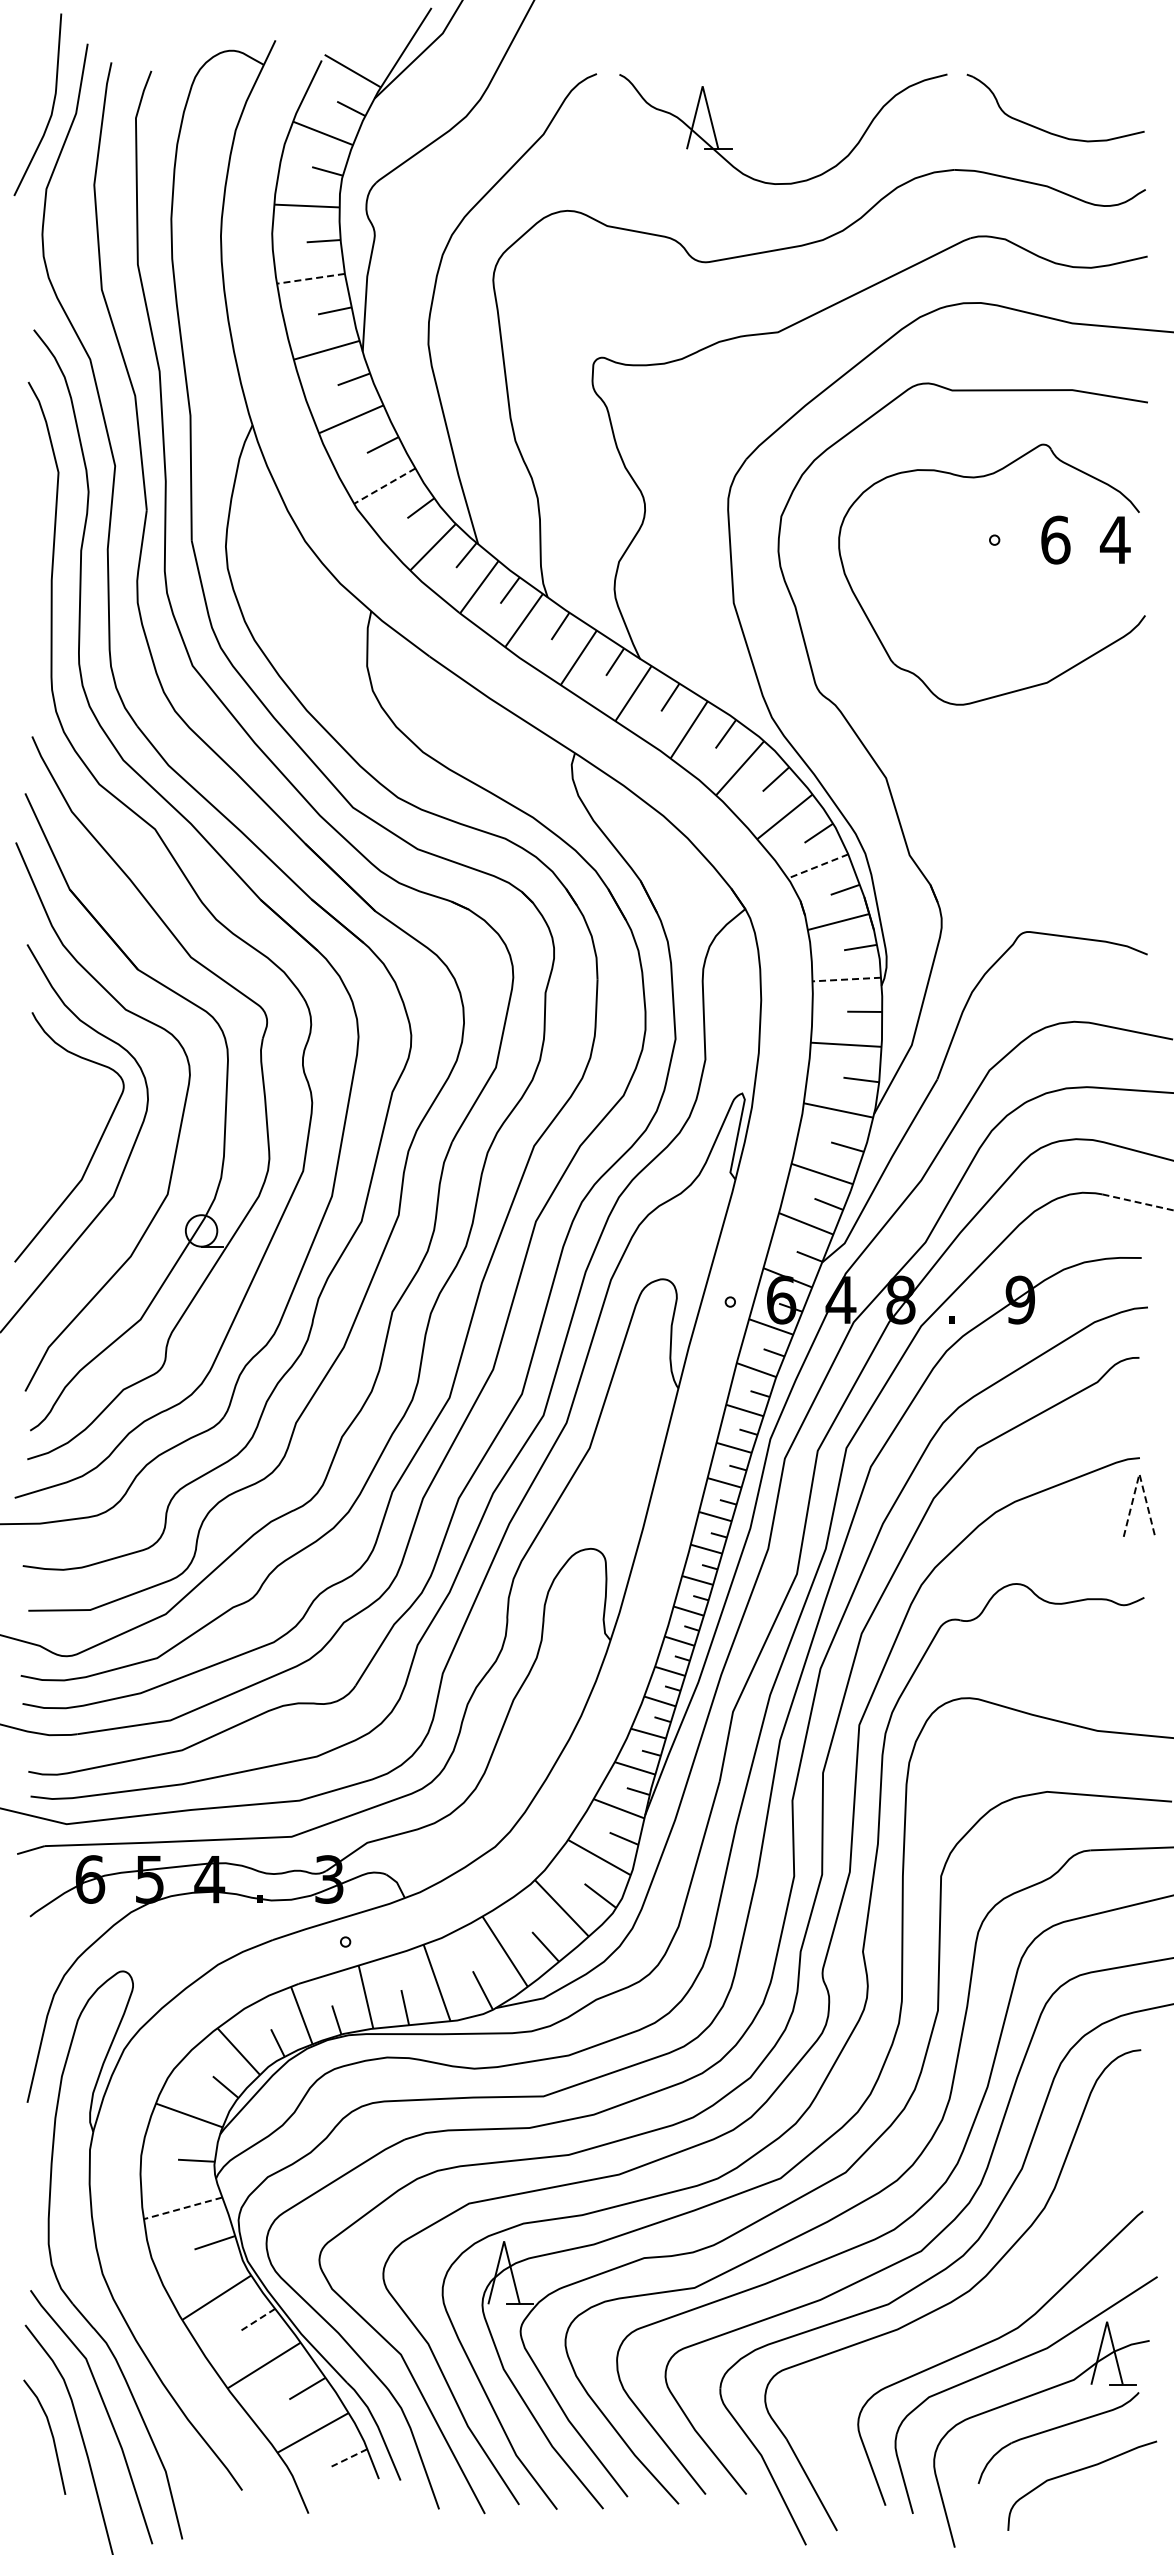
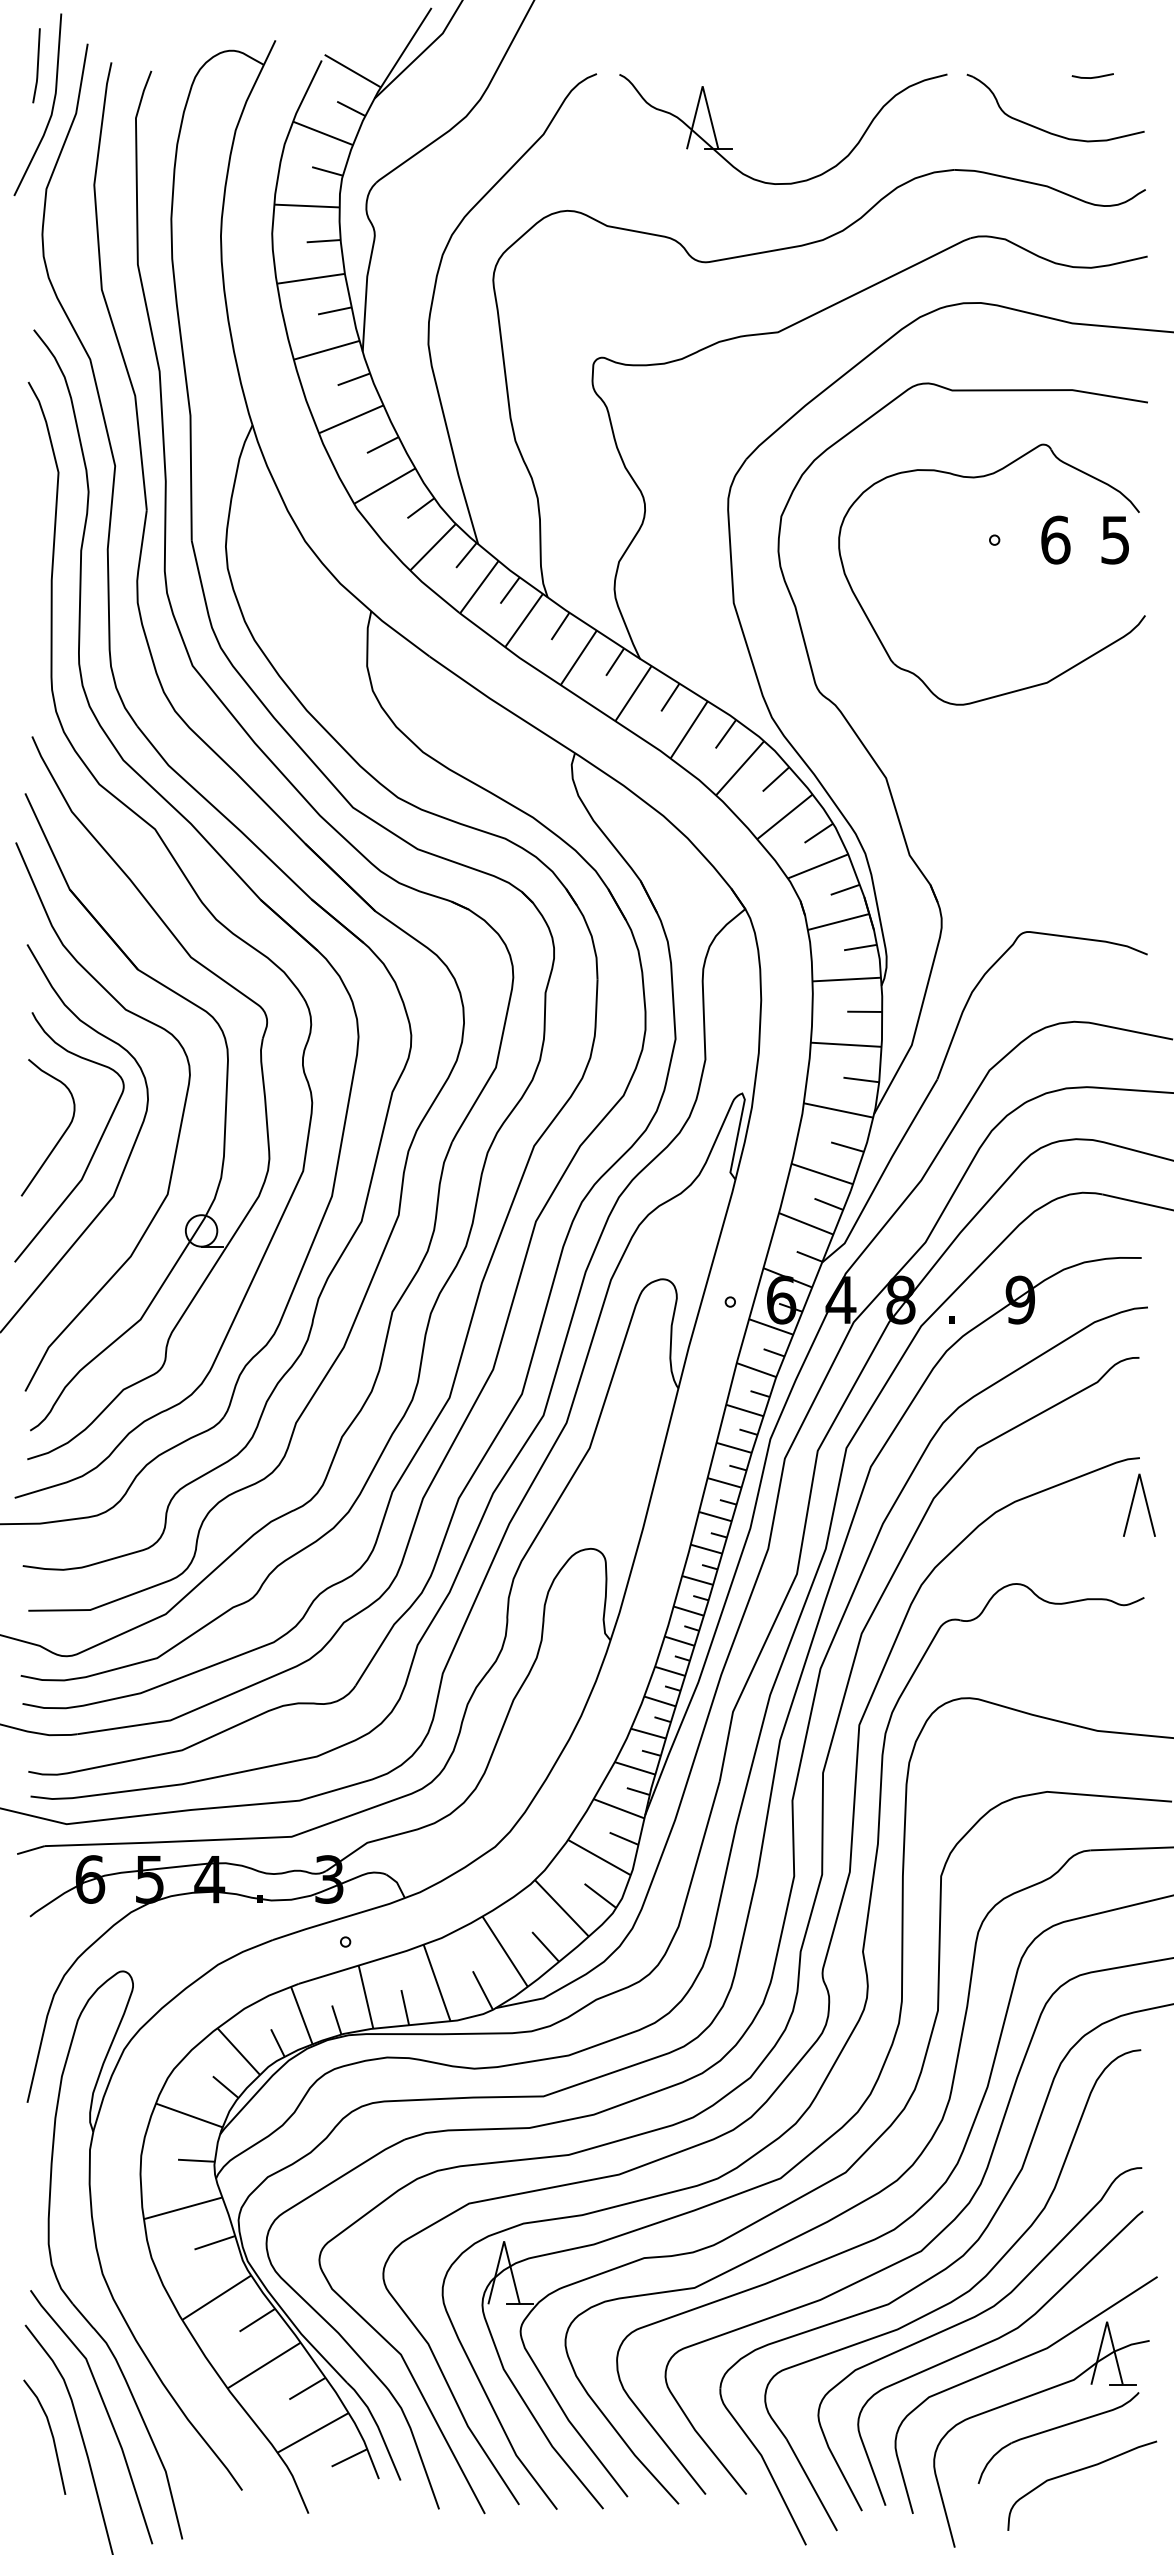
line: none -> present (37, 65)
line: none -> present (1093, 76)
line: dashed -> solid (310, 278)
line: dashed -> solid (384, 486)
text: 4 -> 5 (1114, 540)
line: dashed -> solid (818, 866)
line: dashed -> solid (846, 979)
curve: none -> present (61, 1135)
line: dashed -> solid (1138, 1202)
line: dashed -> solid (1139, 1473)
line: dashed -> solid (183, 2208)
line: dashed -> solid (257, 2320)
curve: none -> present (969, 2320)
line: dashed -> solid (349, 2457)
